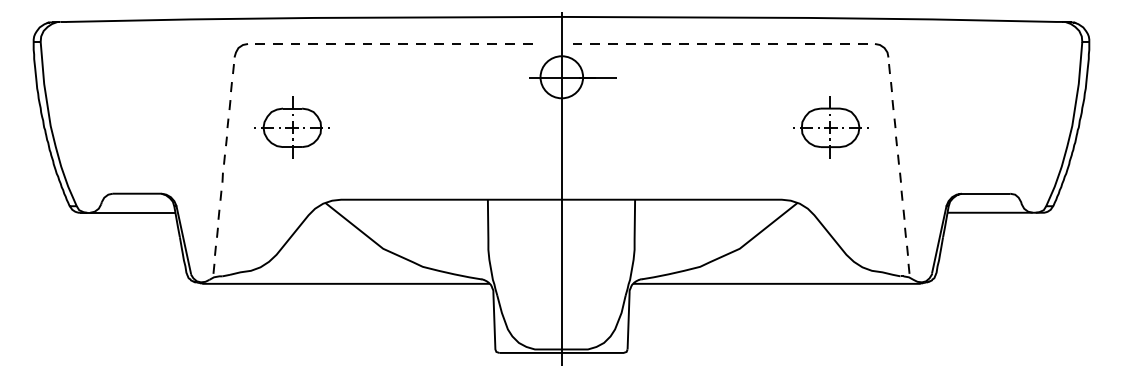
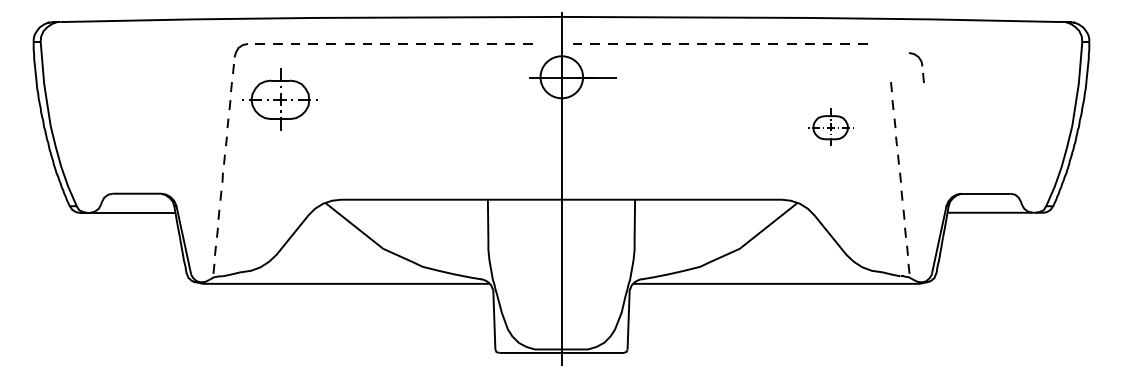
part position: (882, 58) -> (916, 67) (916, 67)
part position: (291, 127) -> (279, 99) (279, 99)
part size: 76x63 px -> 46x38 px (830, 126)
